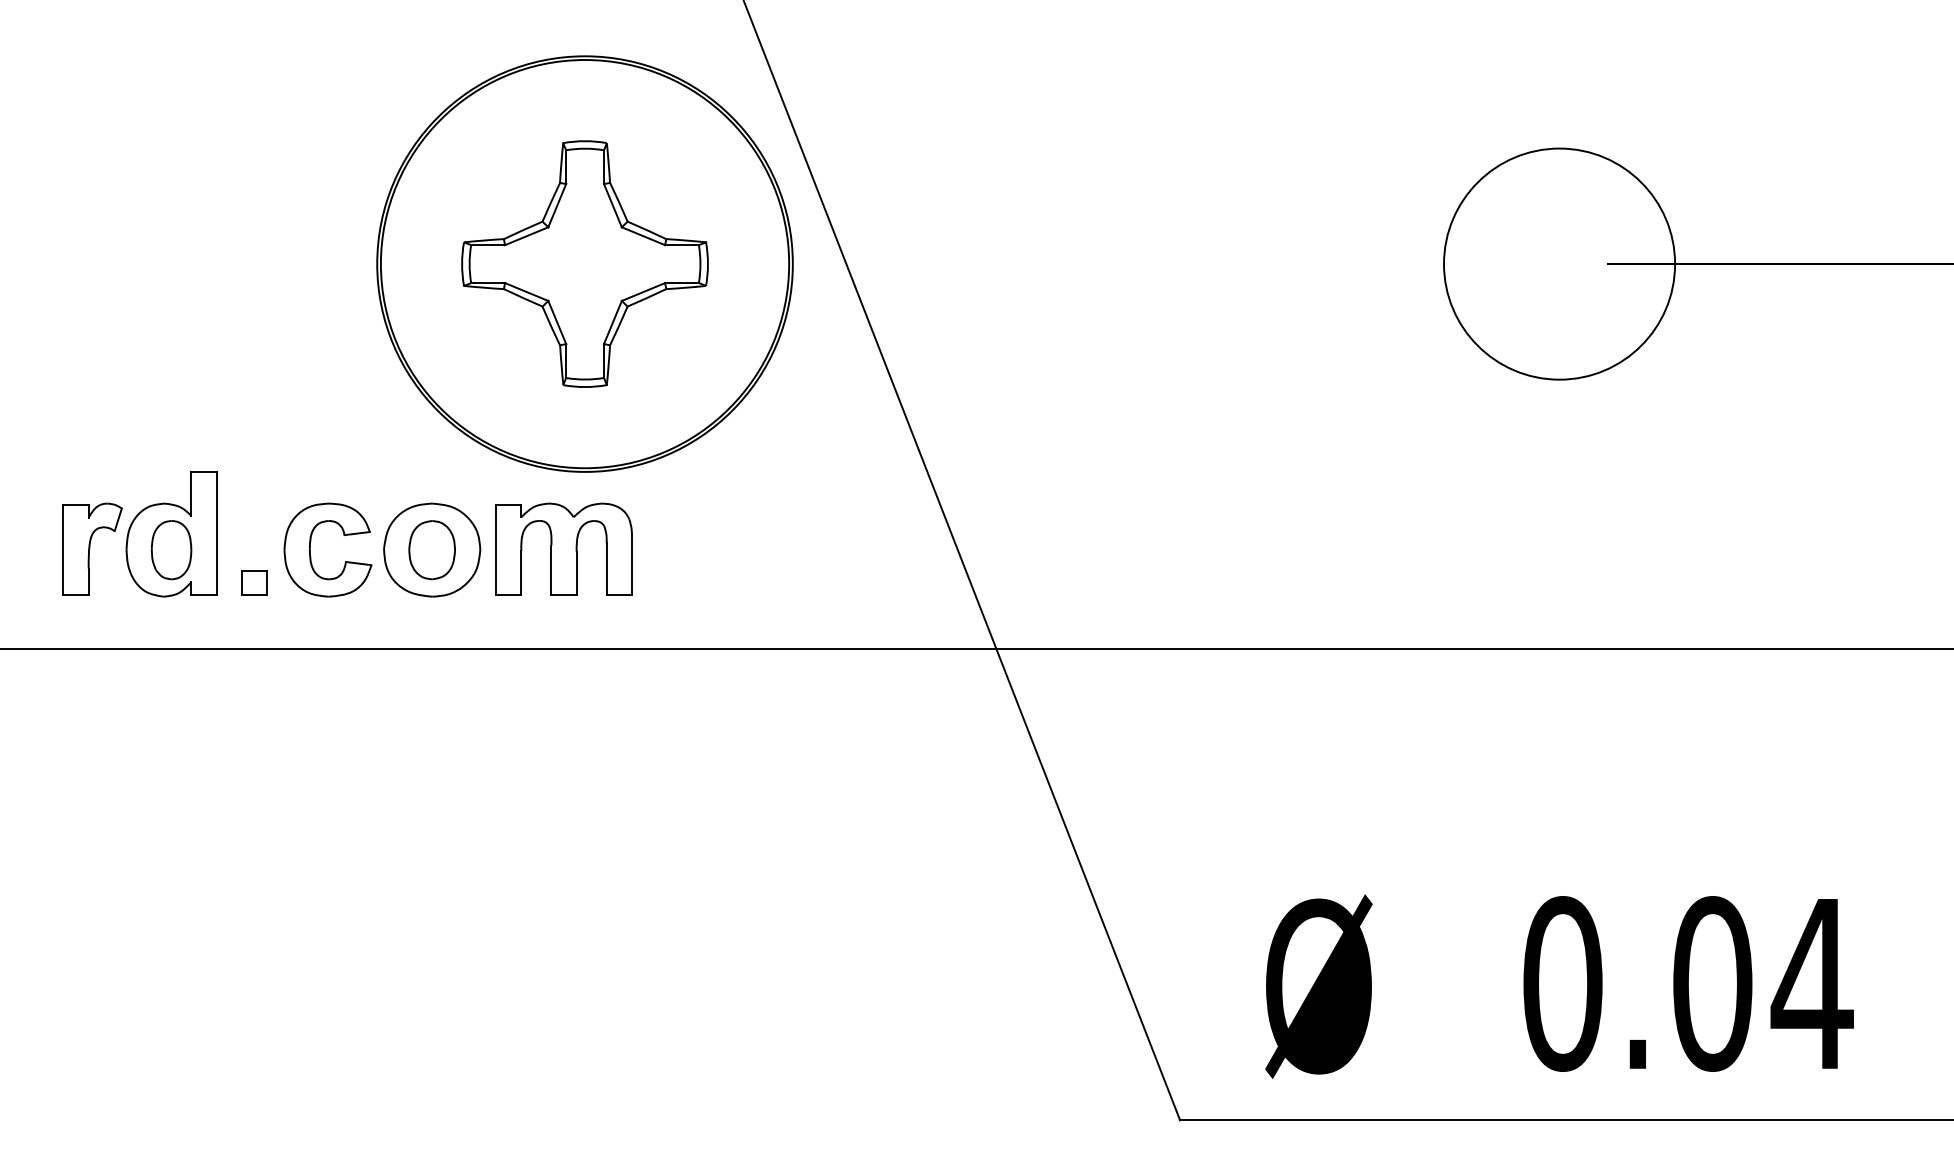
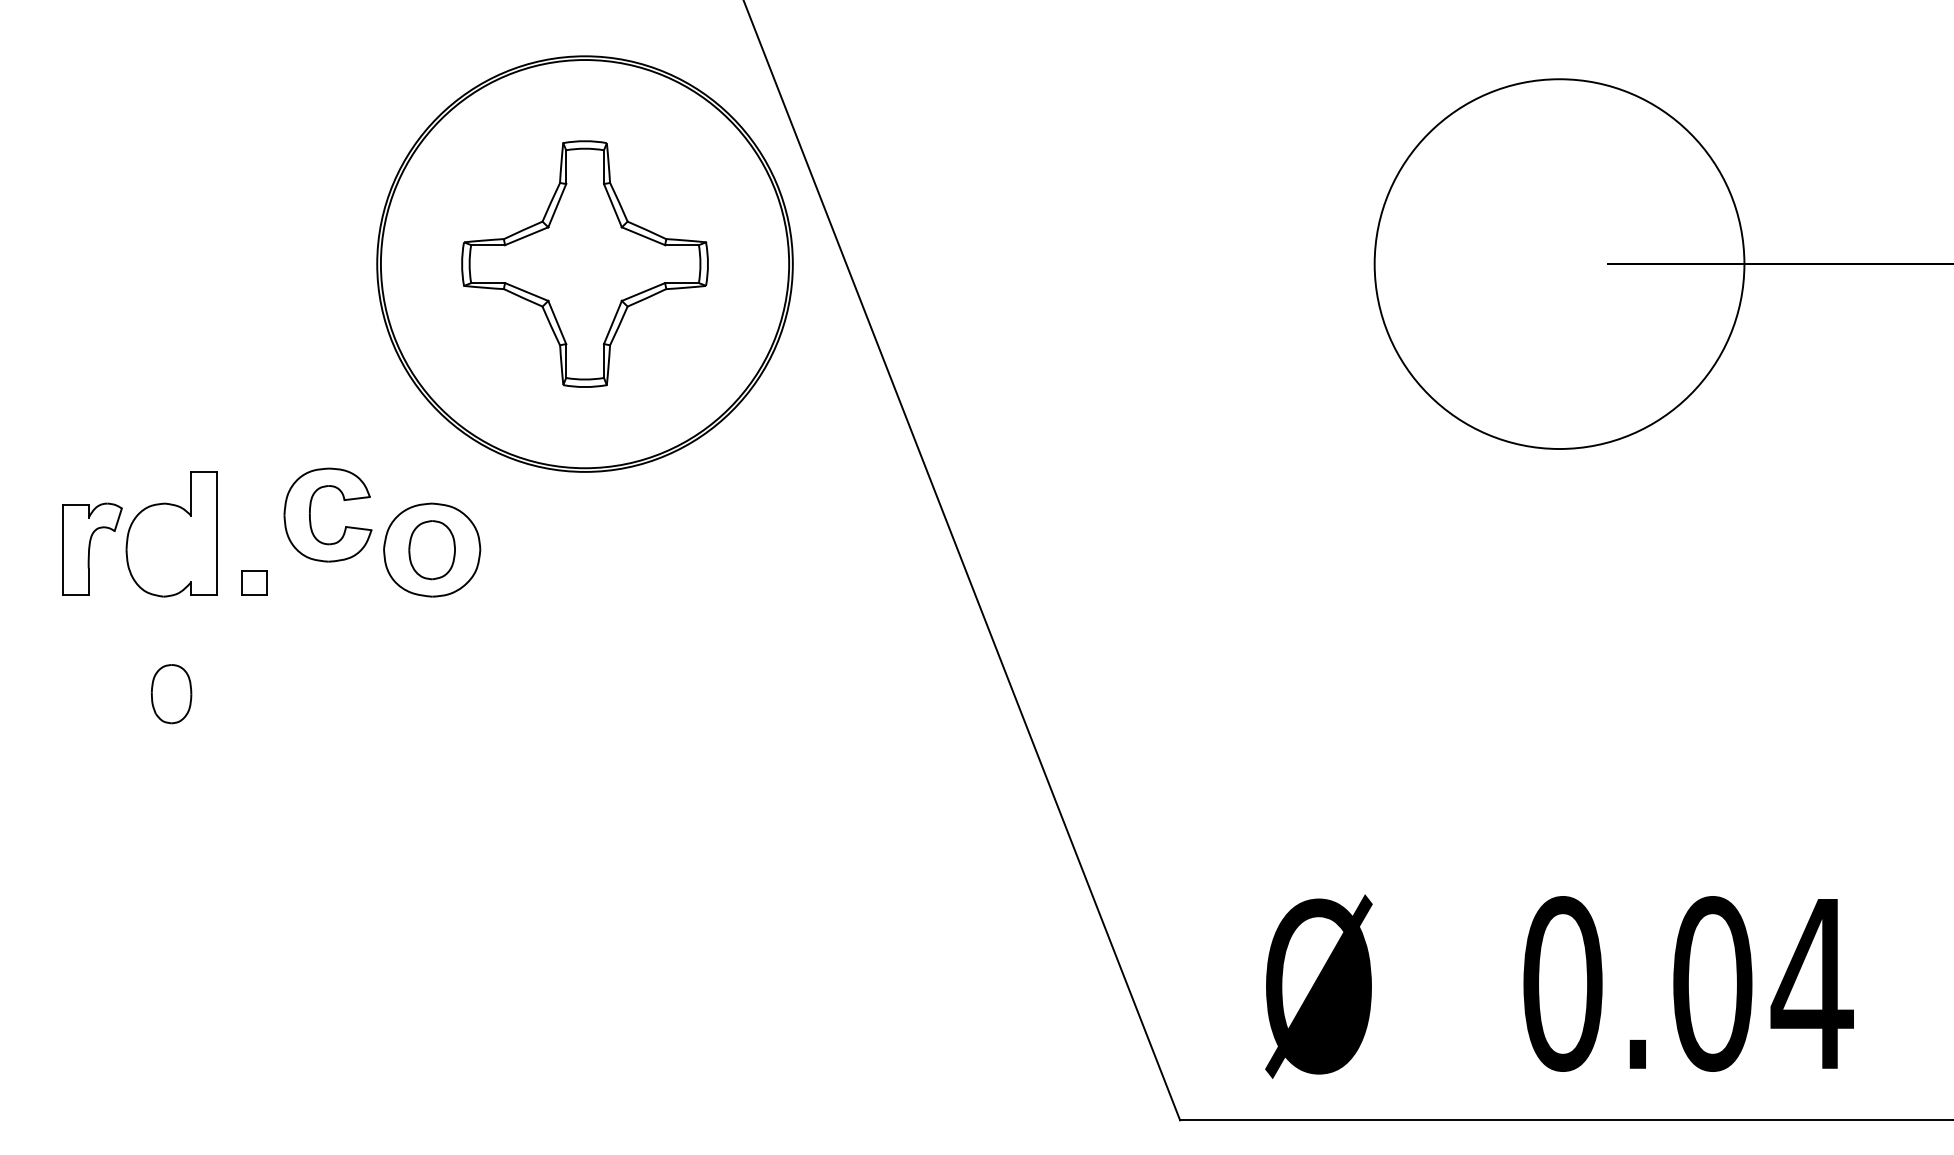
circle diameter: 231 px -> 370 px (1559, 264)
part: present -> none (563, 548)
part position: (310, 549) -> (310, 514) (310, 514)
part position: (171, 550) -> (171, 694) (171, 694)
line: present -> none (976, 649)
